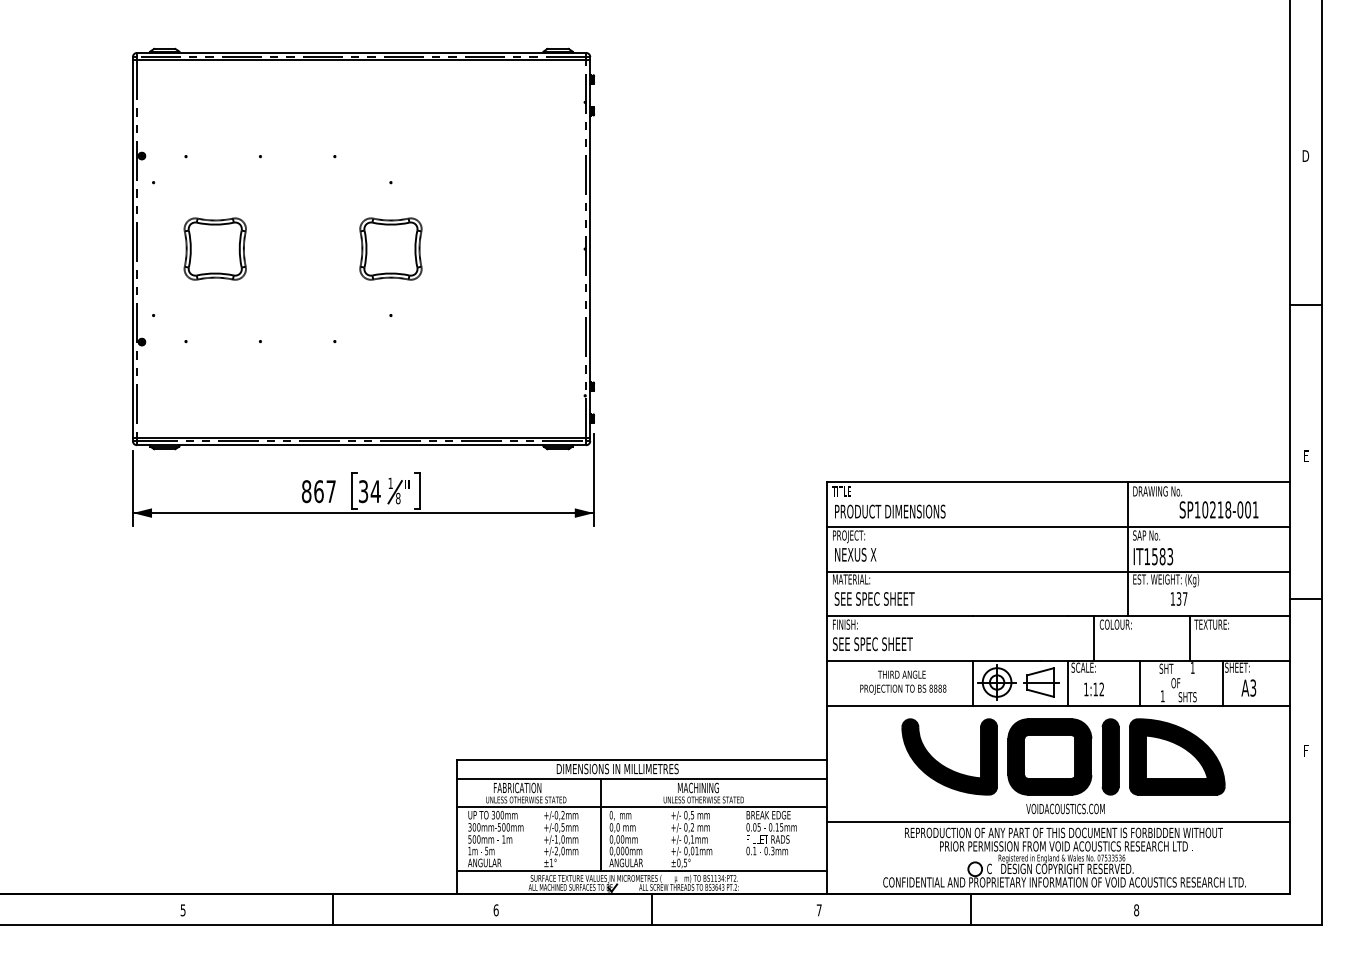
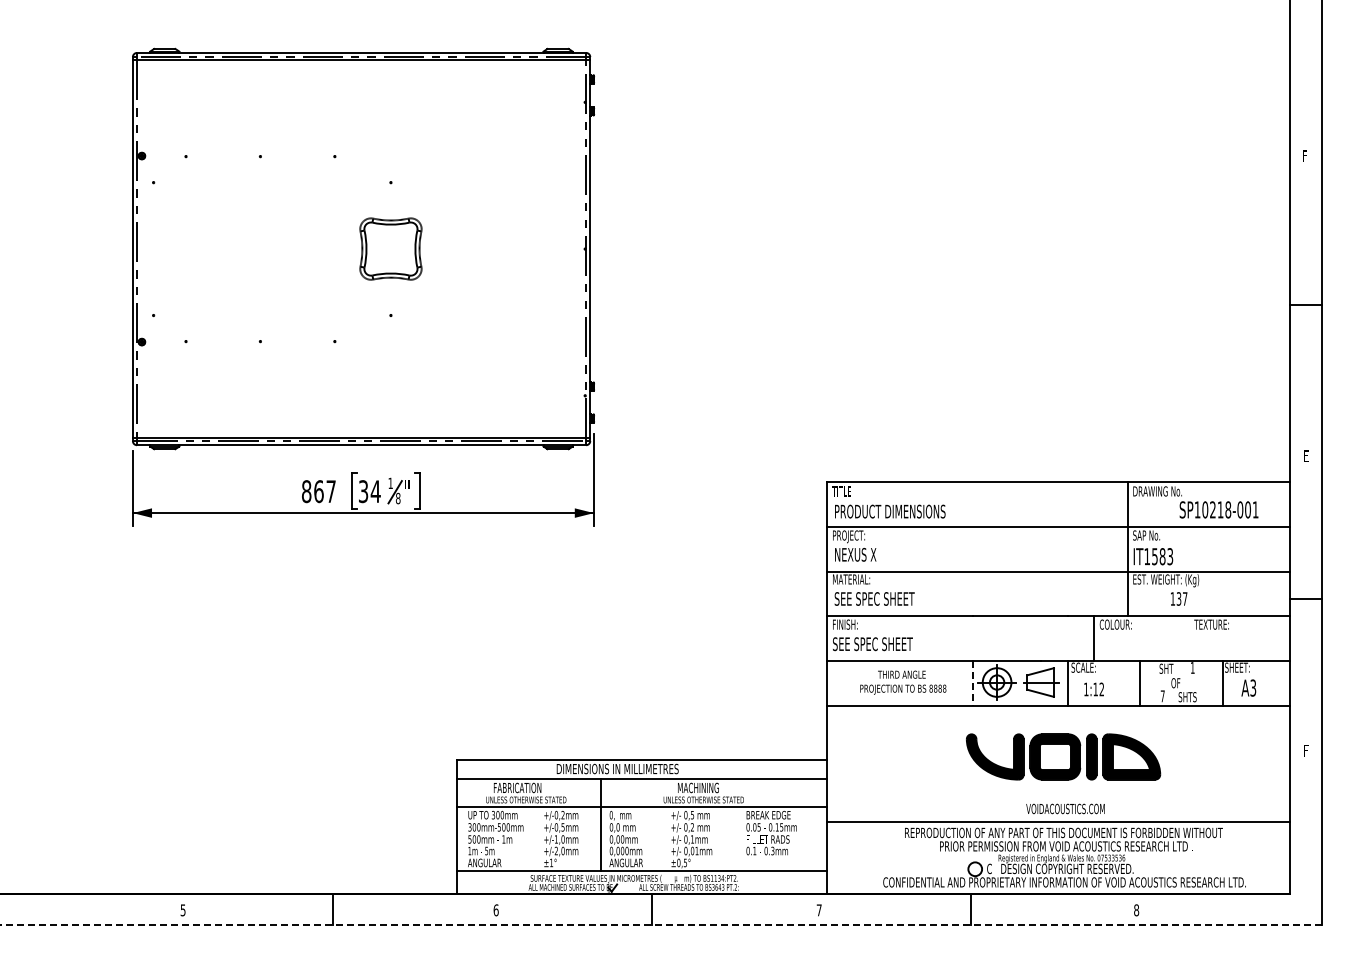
text: D -> F (1305, 155)
part: present -> none (214, 248)
line: present -> none (1190, 638)
line: solid -> dashed (972, 683)
text: 1 -> 7 (1162, 696)
part size: 325x78 px -> 196x48 px (1063, 756)
line: solid -> dashed (661, 925)
